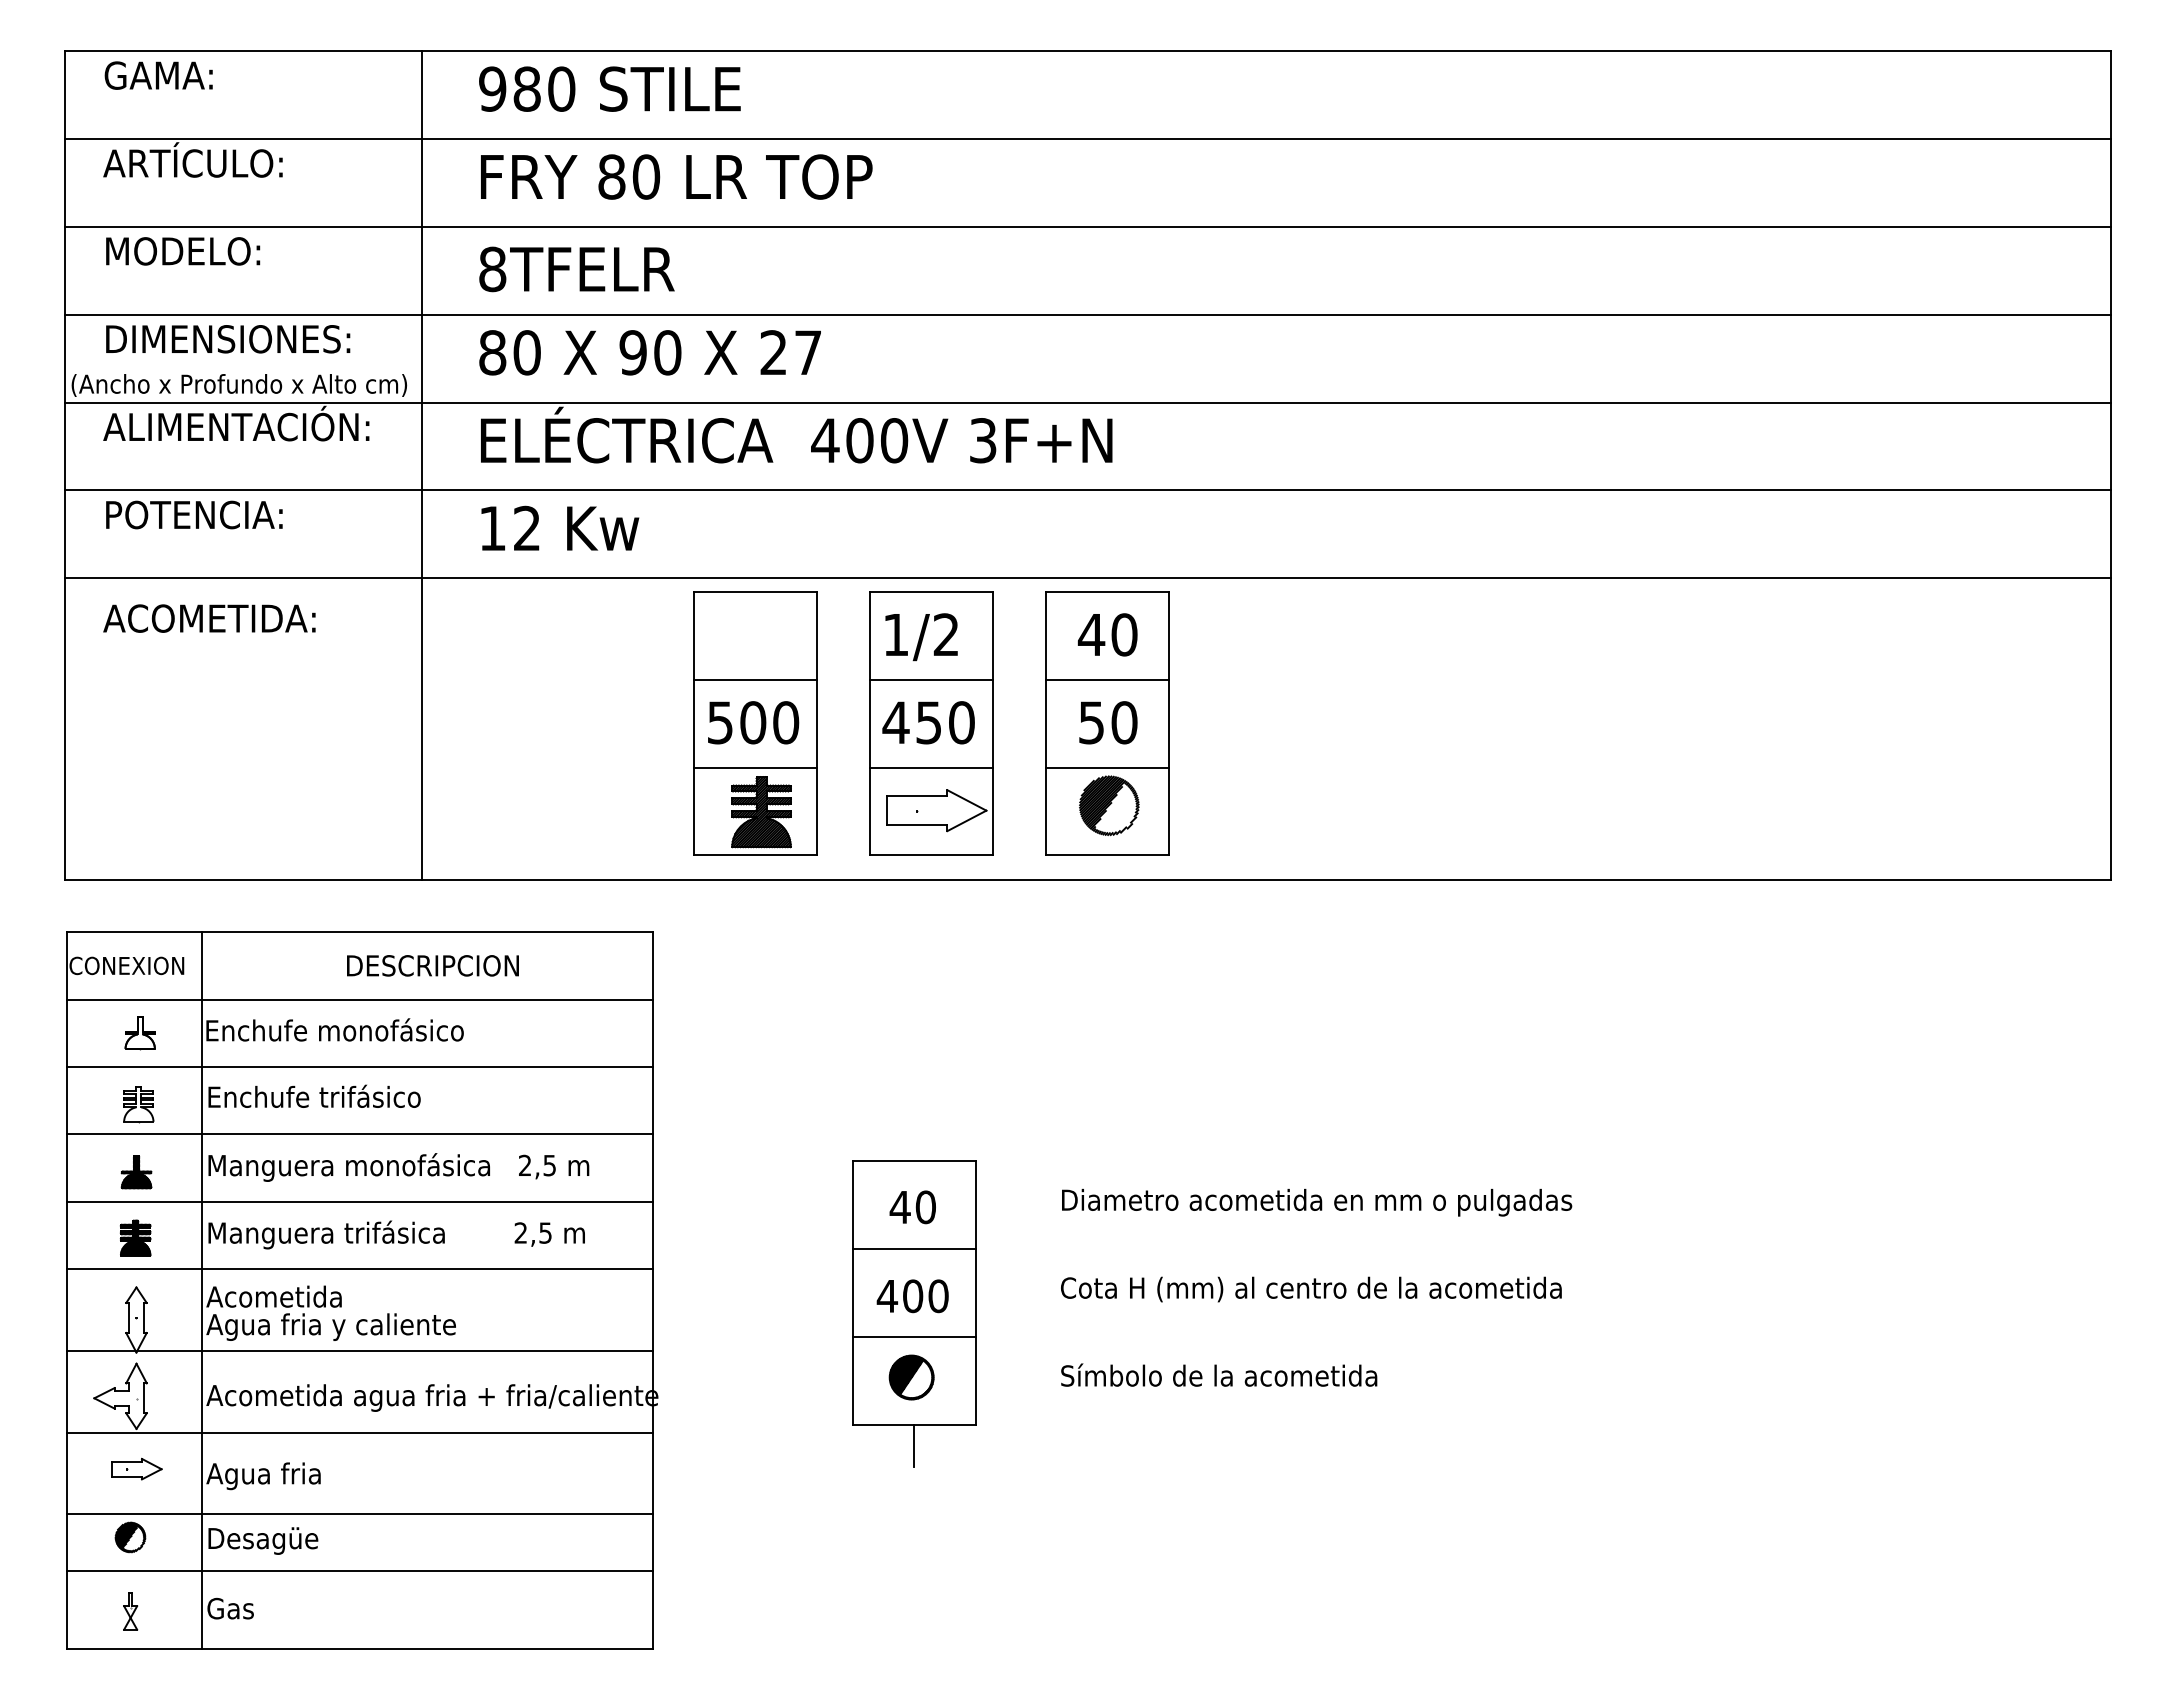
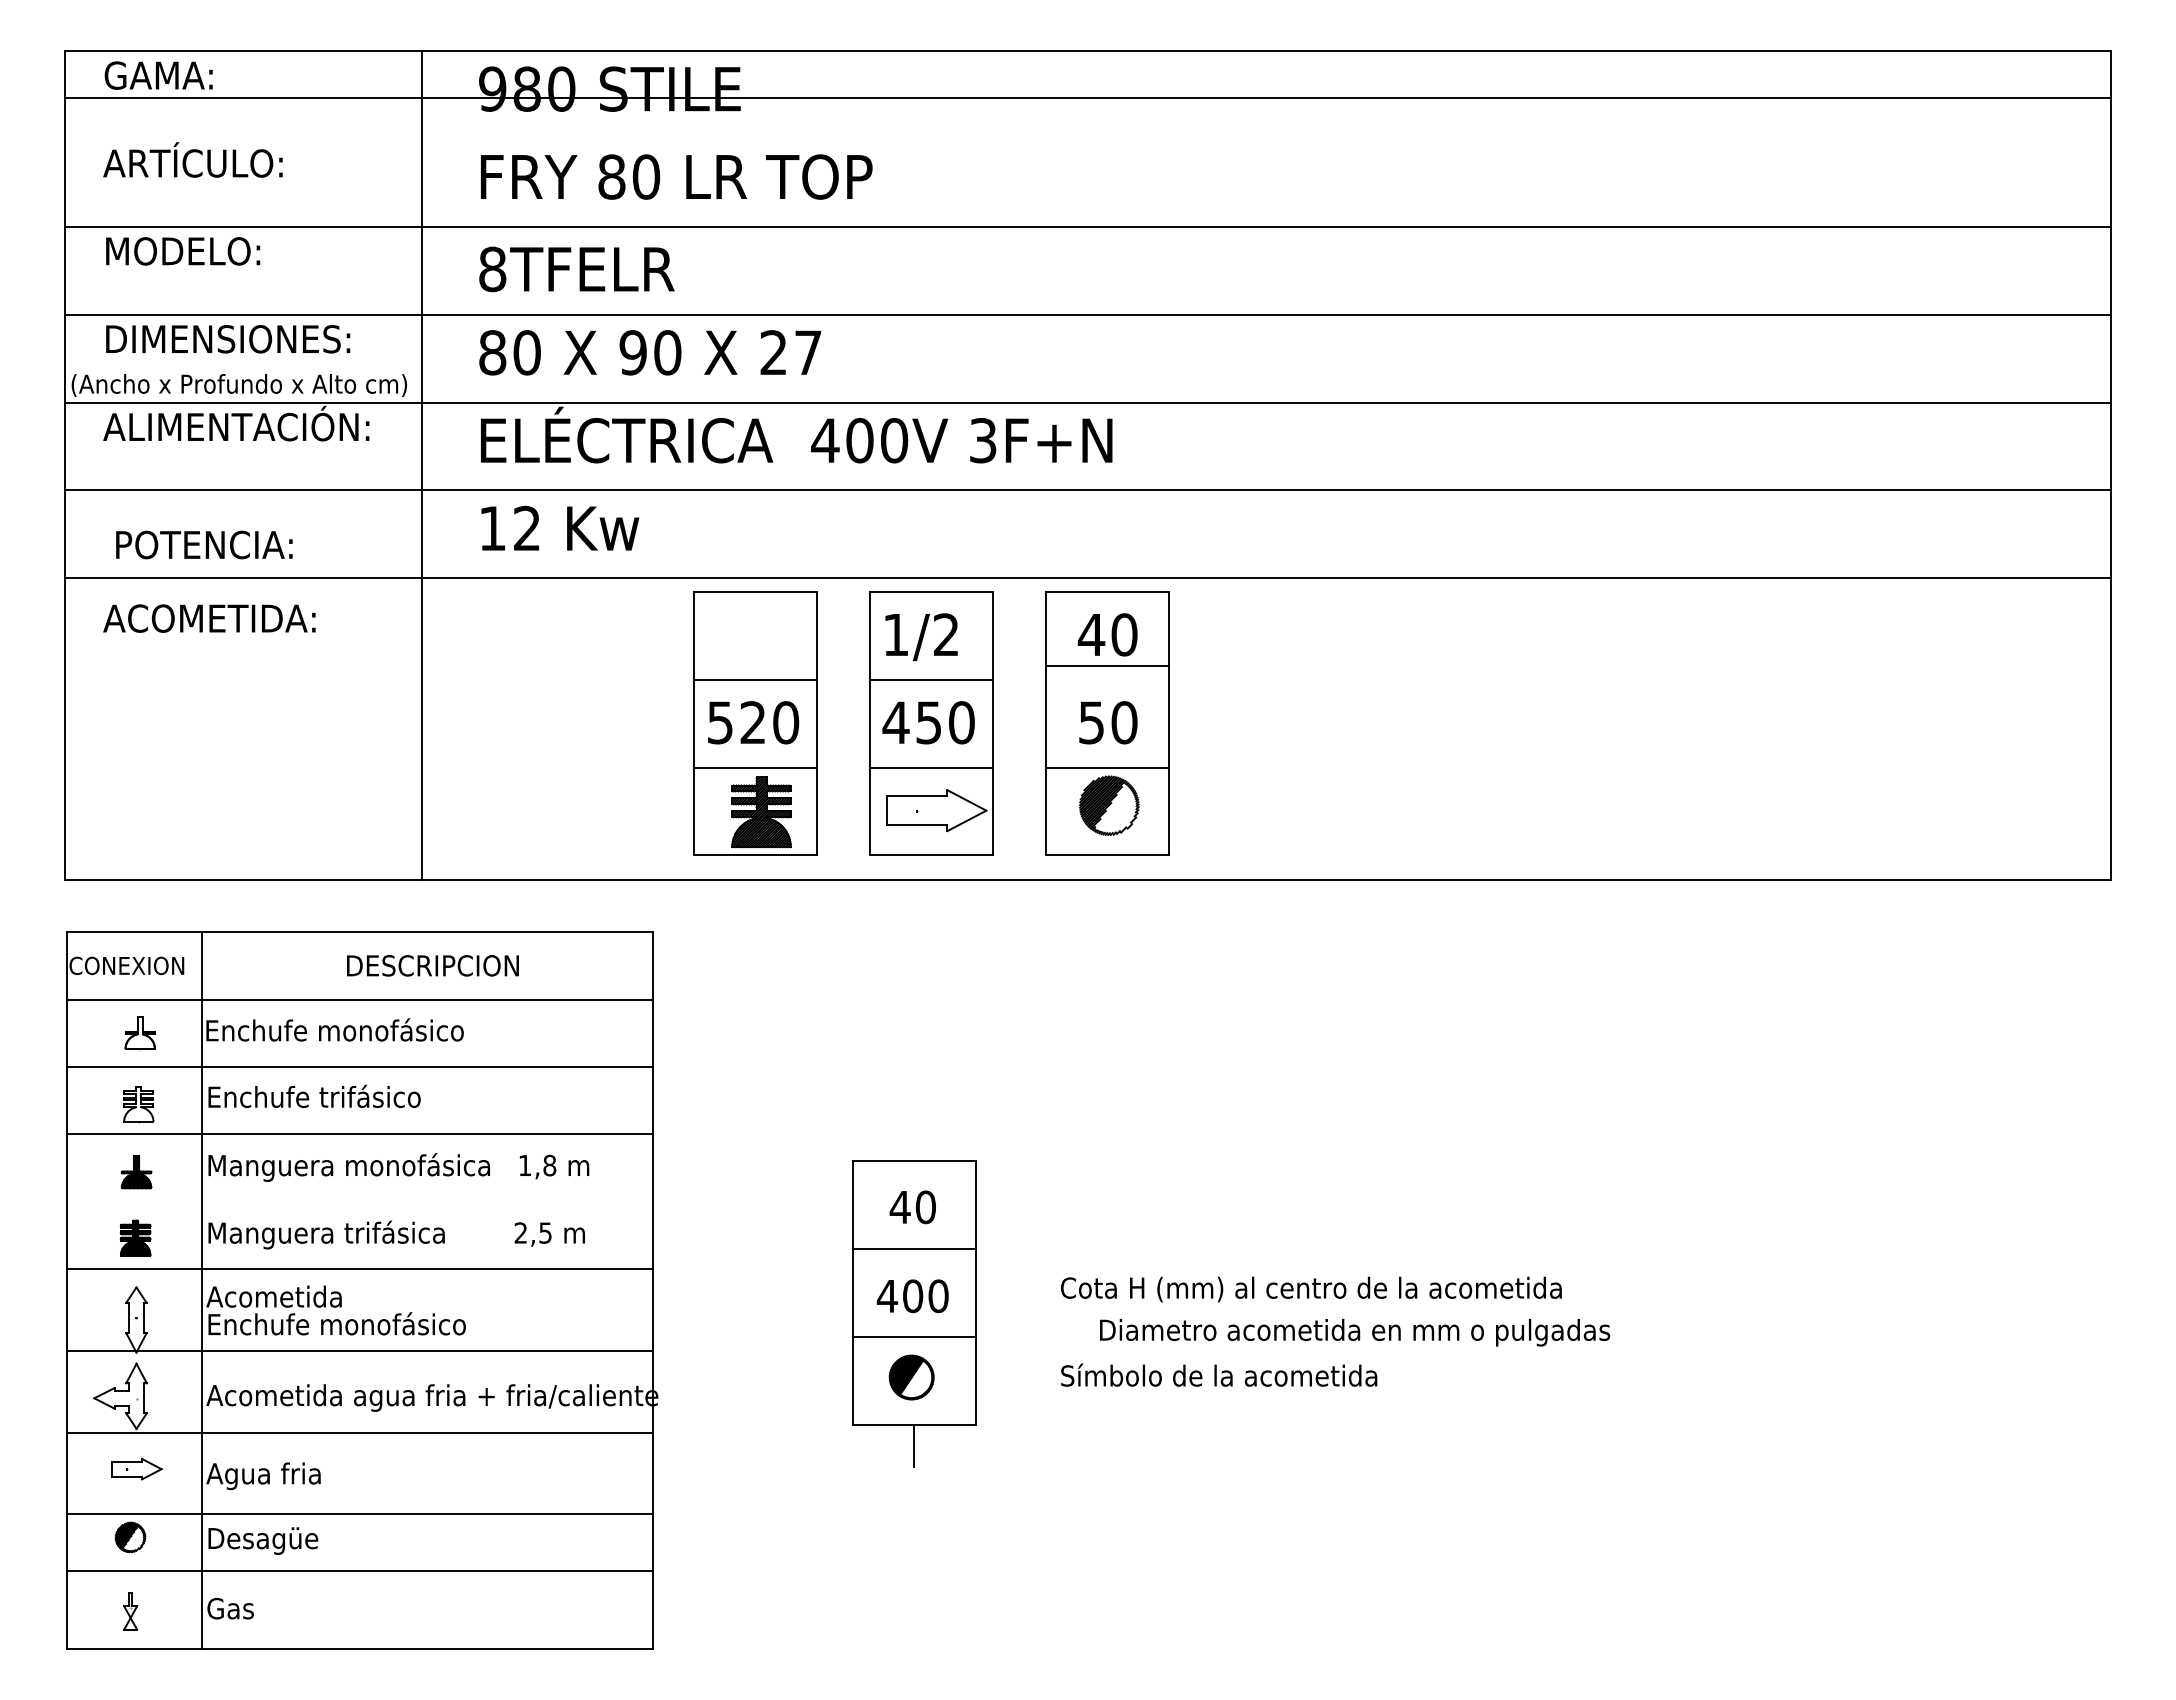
line position: (1087, 138) -> (1087, 97) (1087, 97)
text position: (194, 514) -> (204, 544) (204, 544)
line position: (1106, 679) -> (1106, 665) (1106, 665)
text: 500 -> 520 (753, 722)
text: 2,5 -> 1,8 (537, 1165)
line: present -> none (359, 1201)
text position: (1317, 1202) -> (1355, 1332) (1355, 1332)
text: Agua fria y caliente -> Enchufe monofásico (335, 1326)
